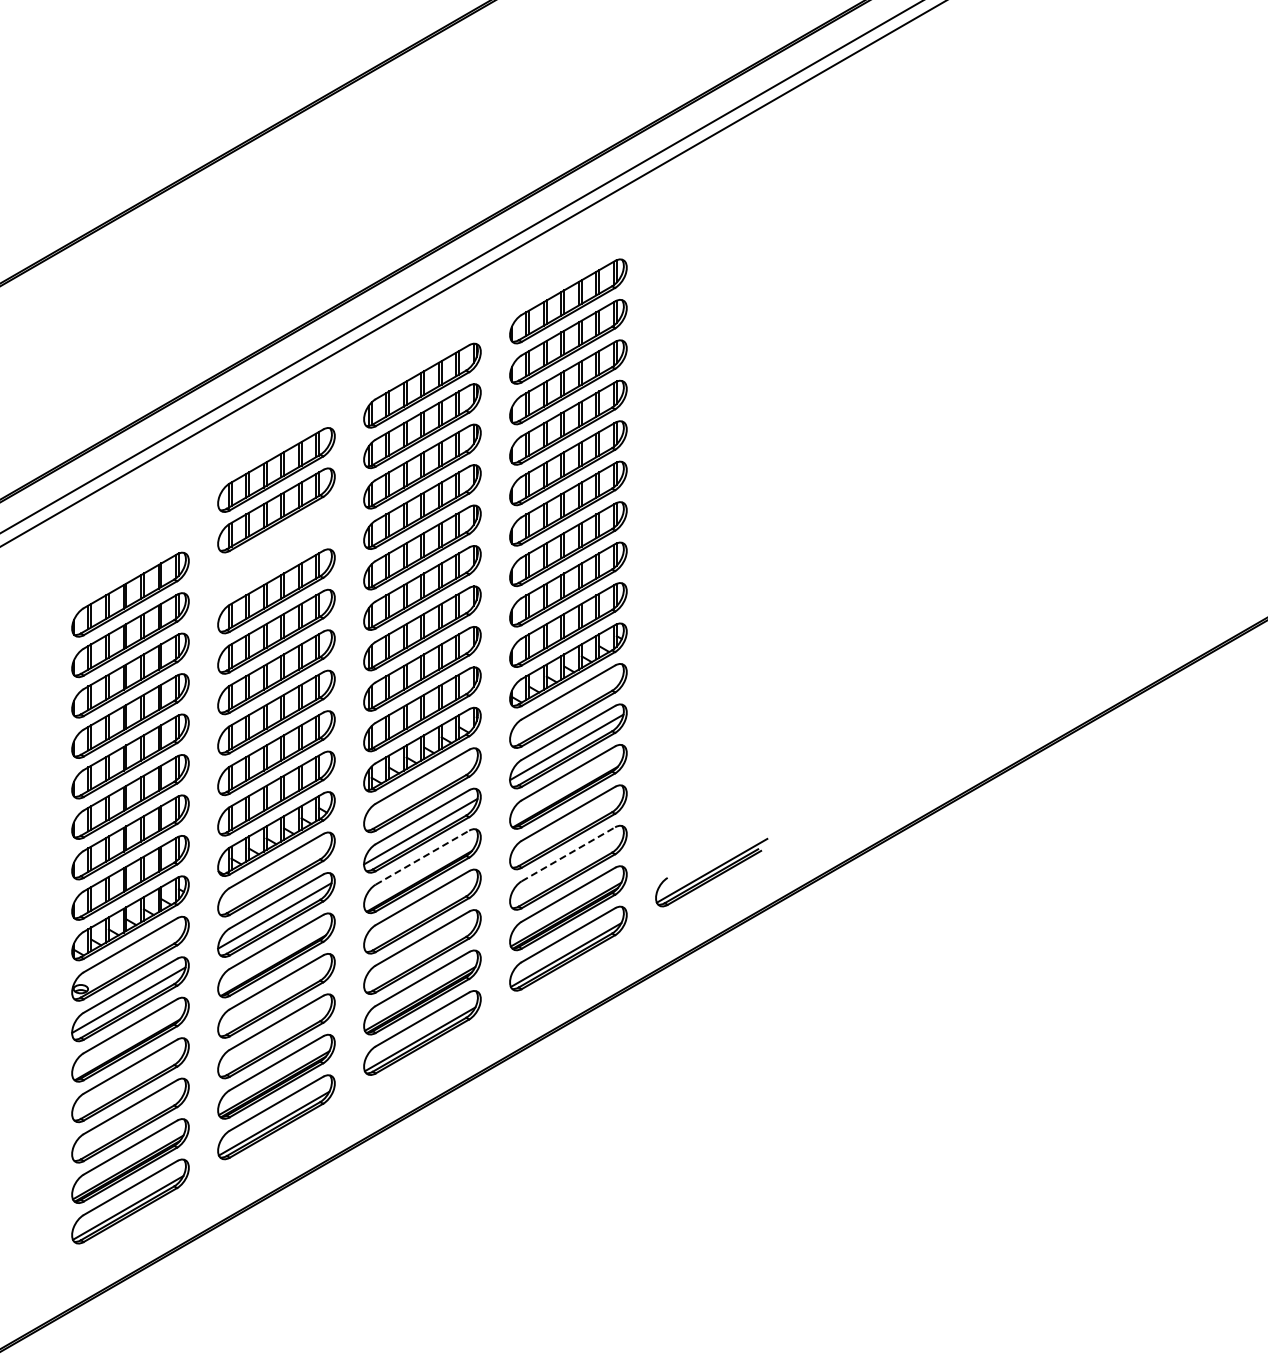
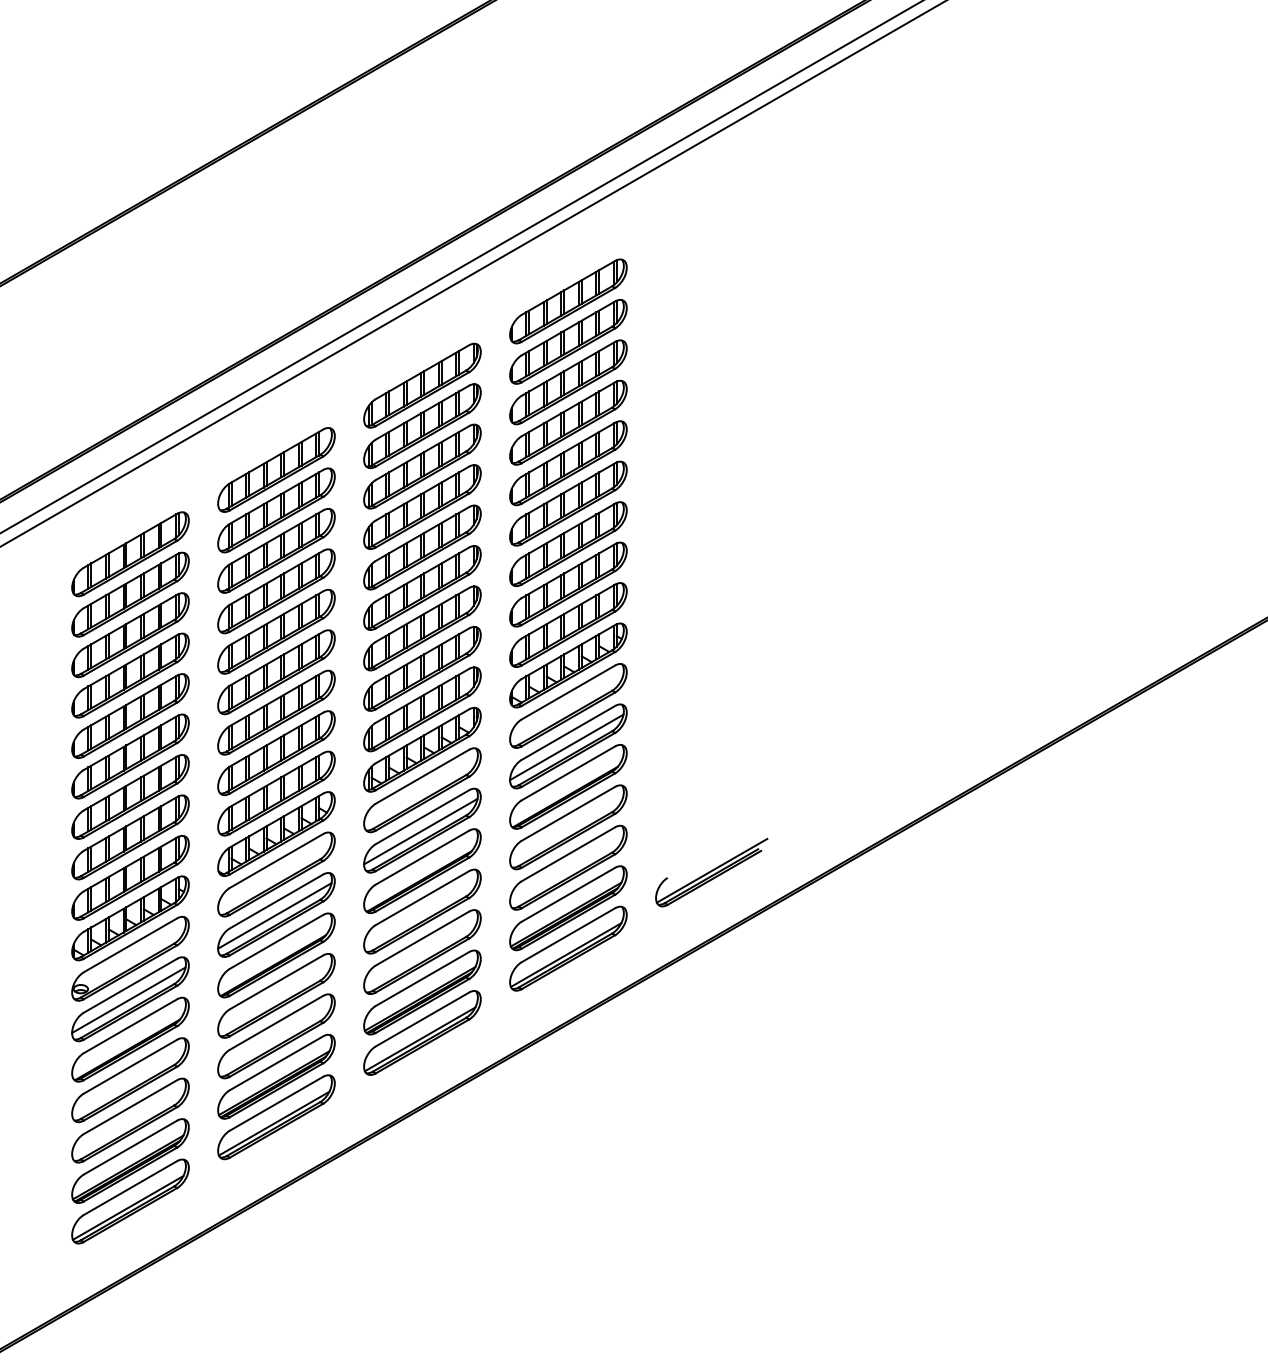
part: none -> present (276, 550)
part: none -> present (130, 554)
line: dashed -> solid (568, 854)
line: dashed -> solid (422, 857)
